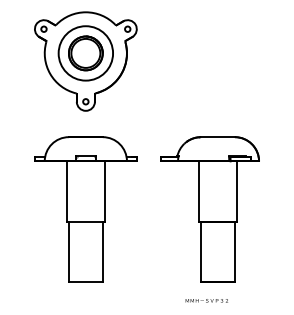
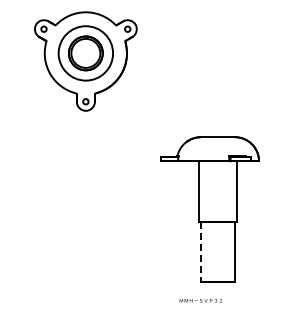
part: present -> none (85, 209)
line: solid -> dashed (201, 252)
text position: (206, 300) -> (200, 300) (200, 300)
